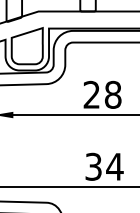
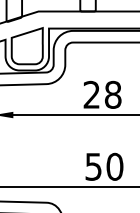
text: 34 -> 50 (104, 166)
